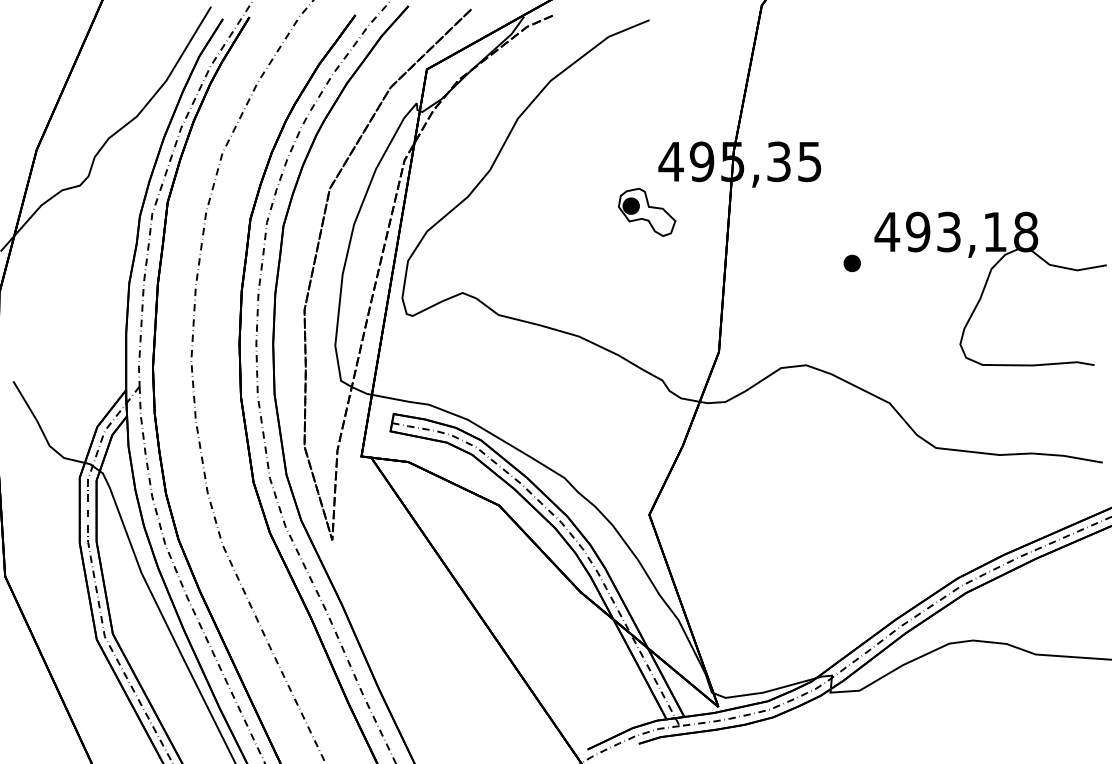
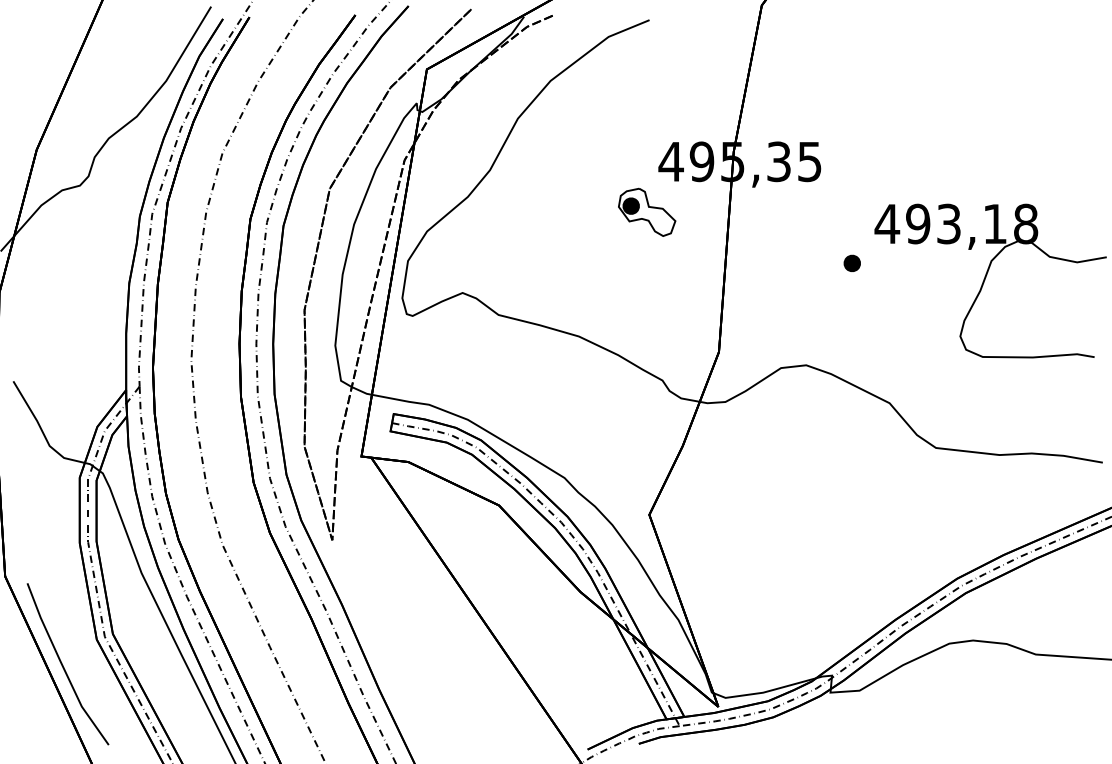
part position: (990, 288) -> (990, 280) (990, 280)
line: none -> present (63, 665)
